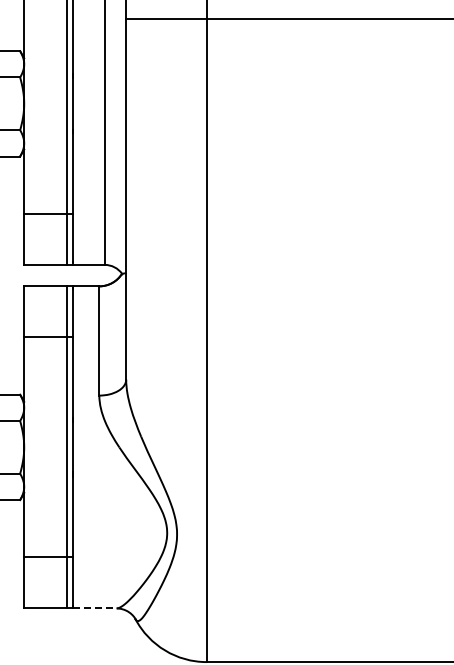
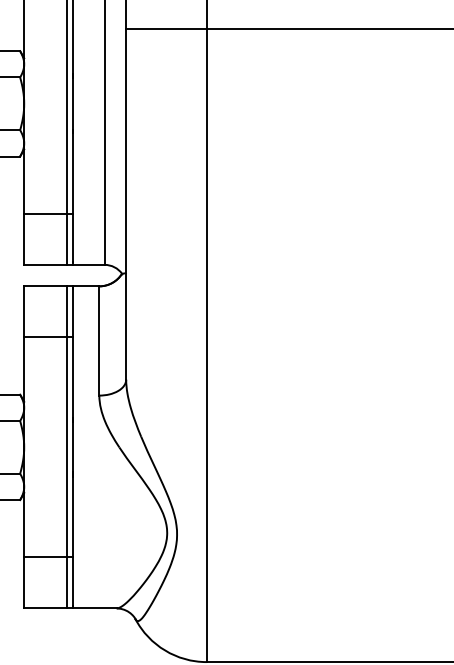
line position: (288, 18) -> (288, 28) (288, 28)
line: dashed -> solid (95, 608)
